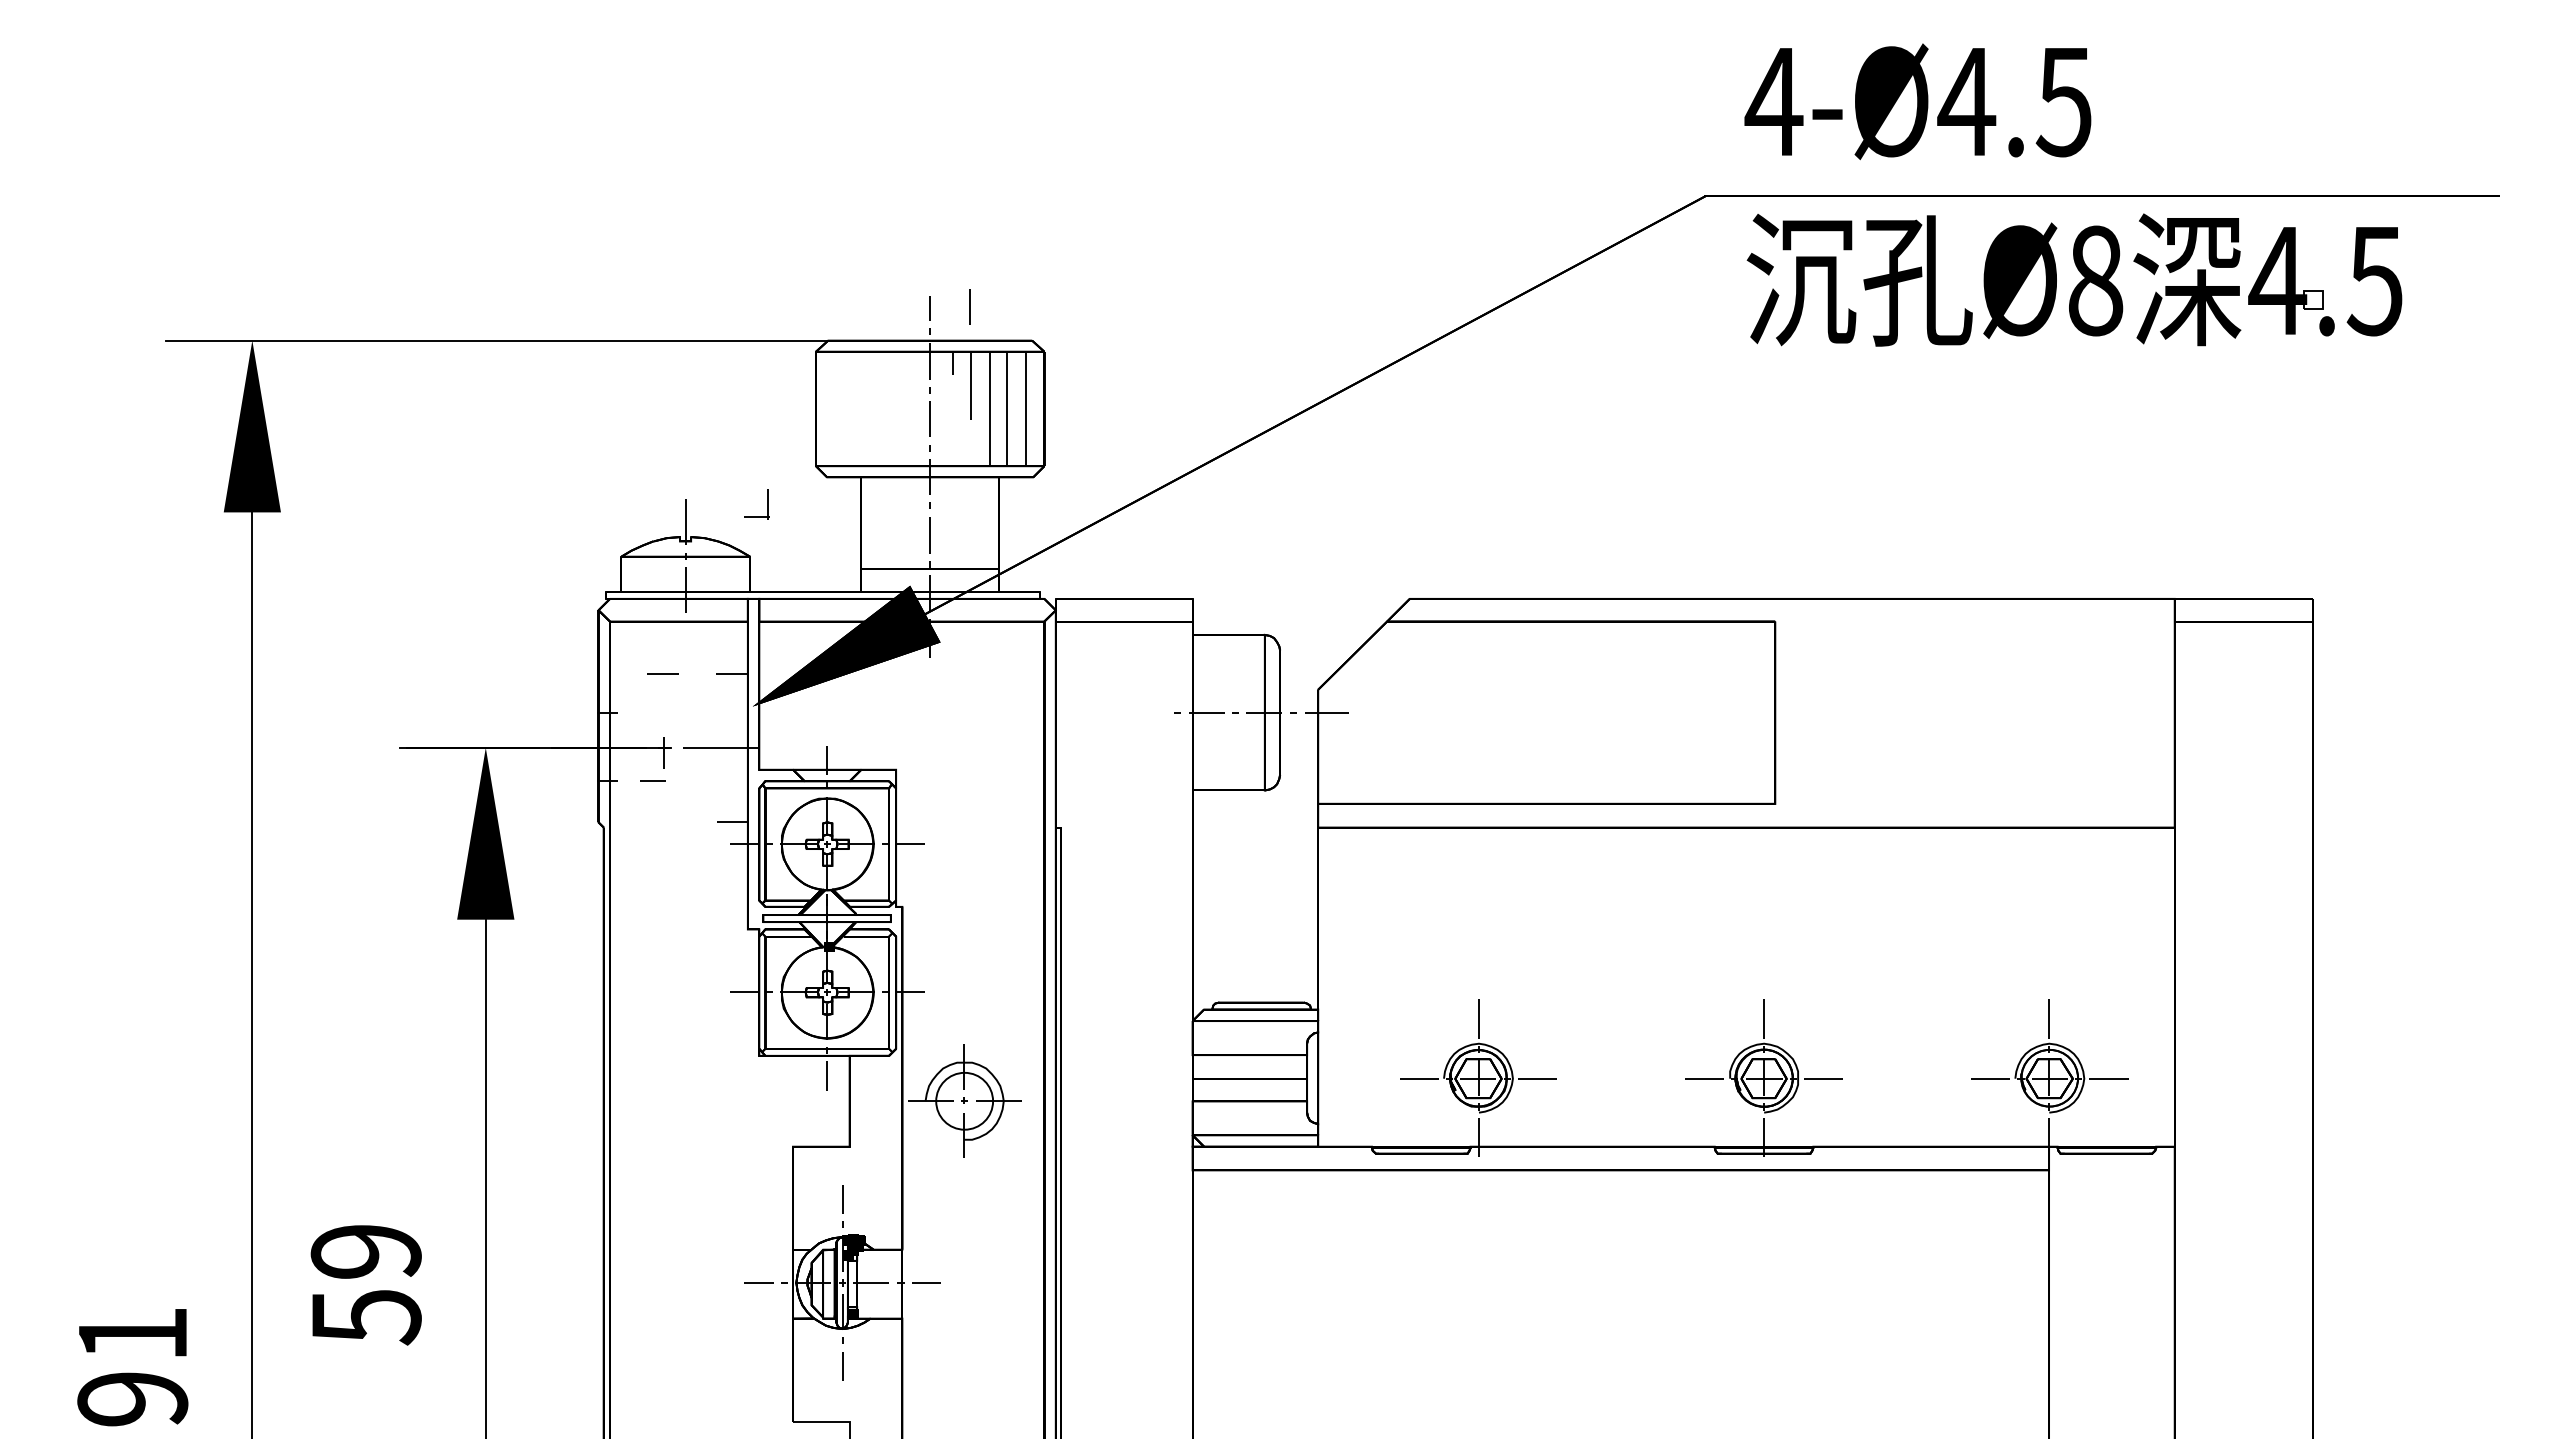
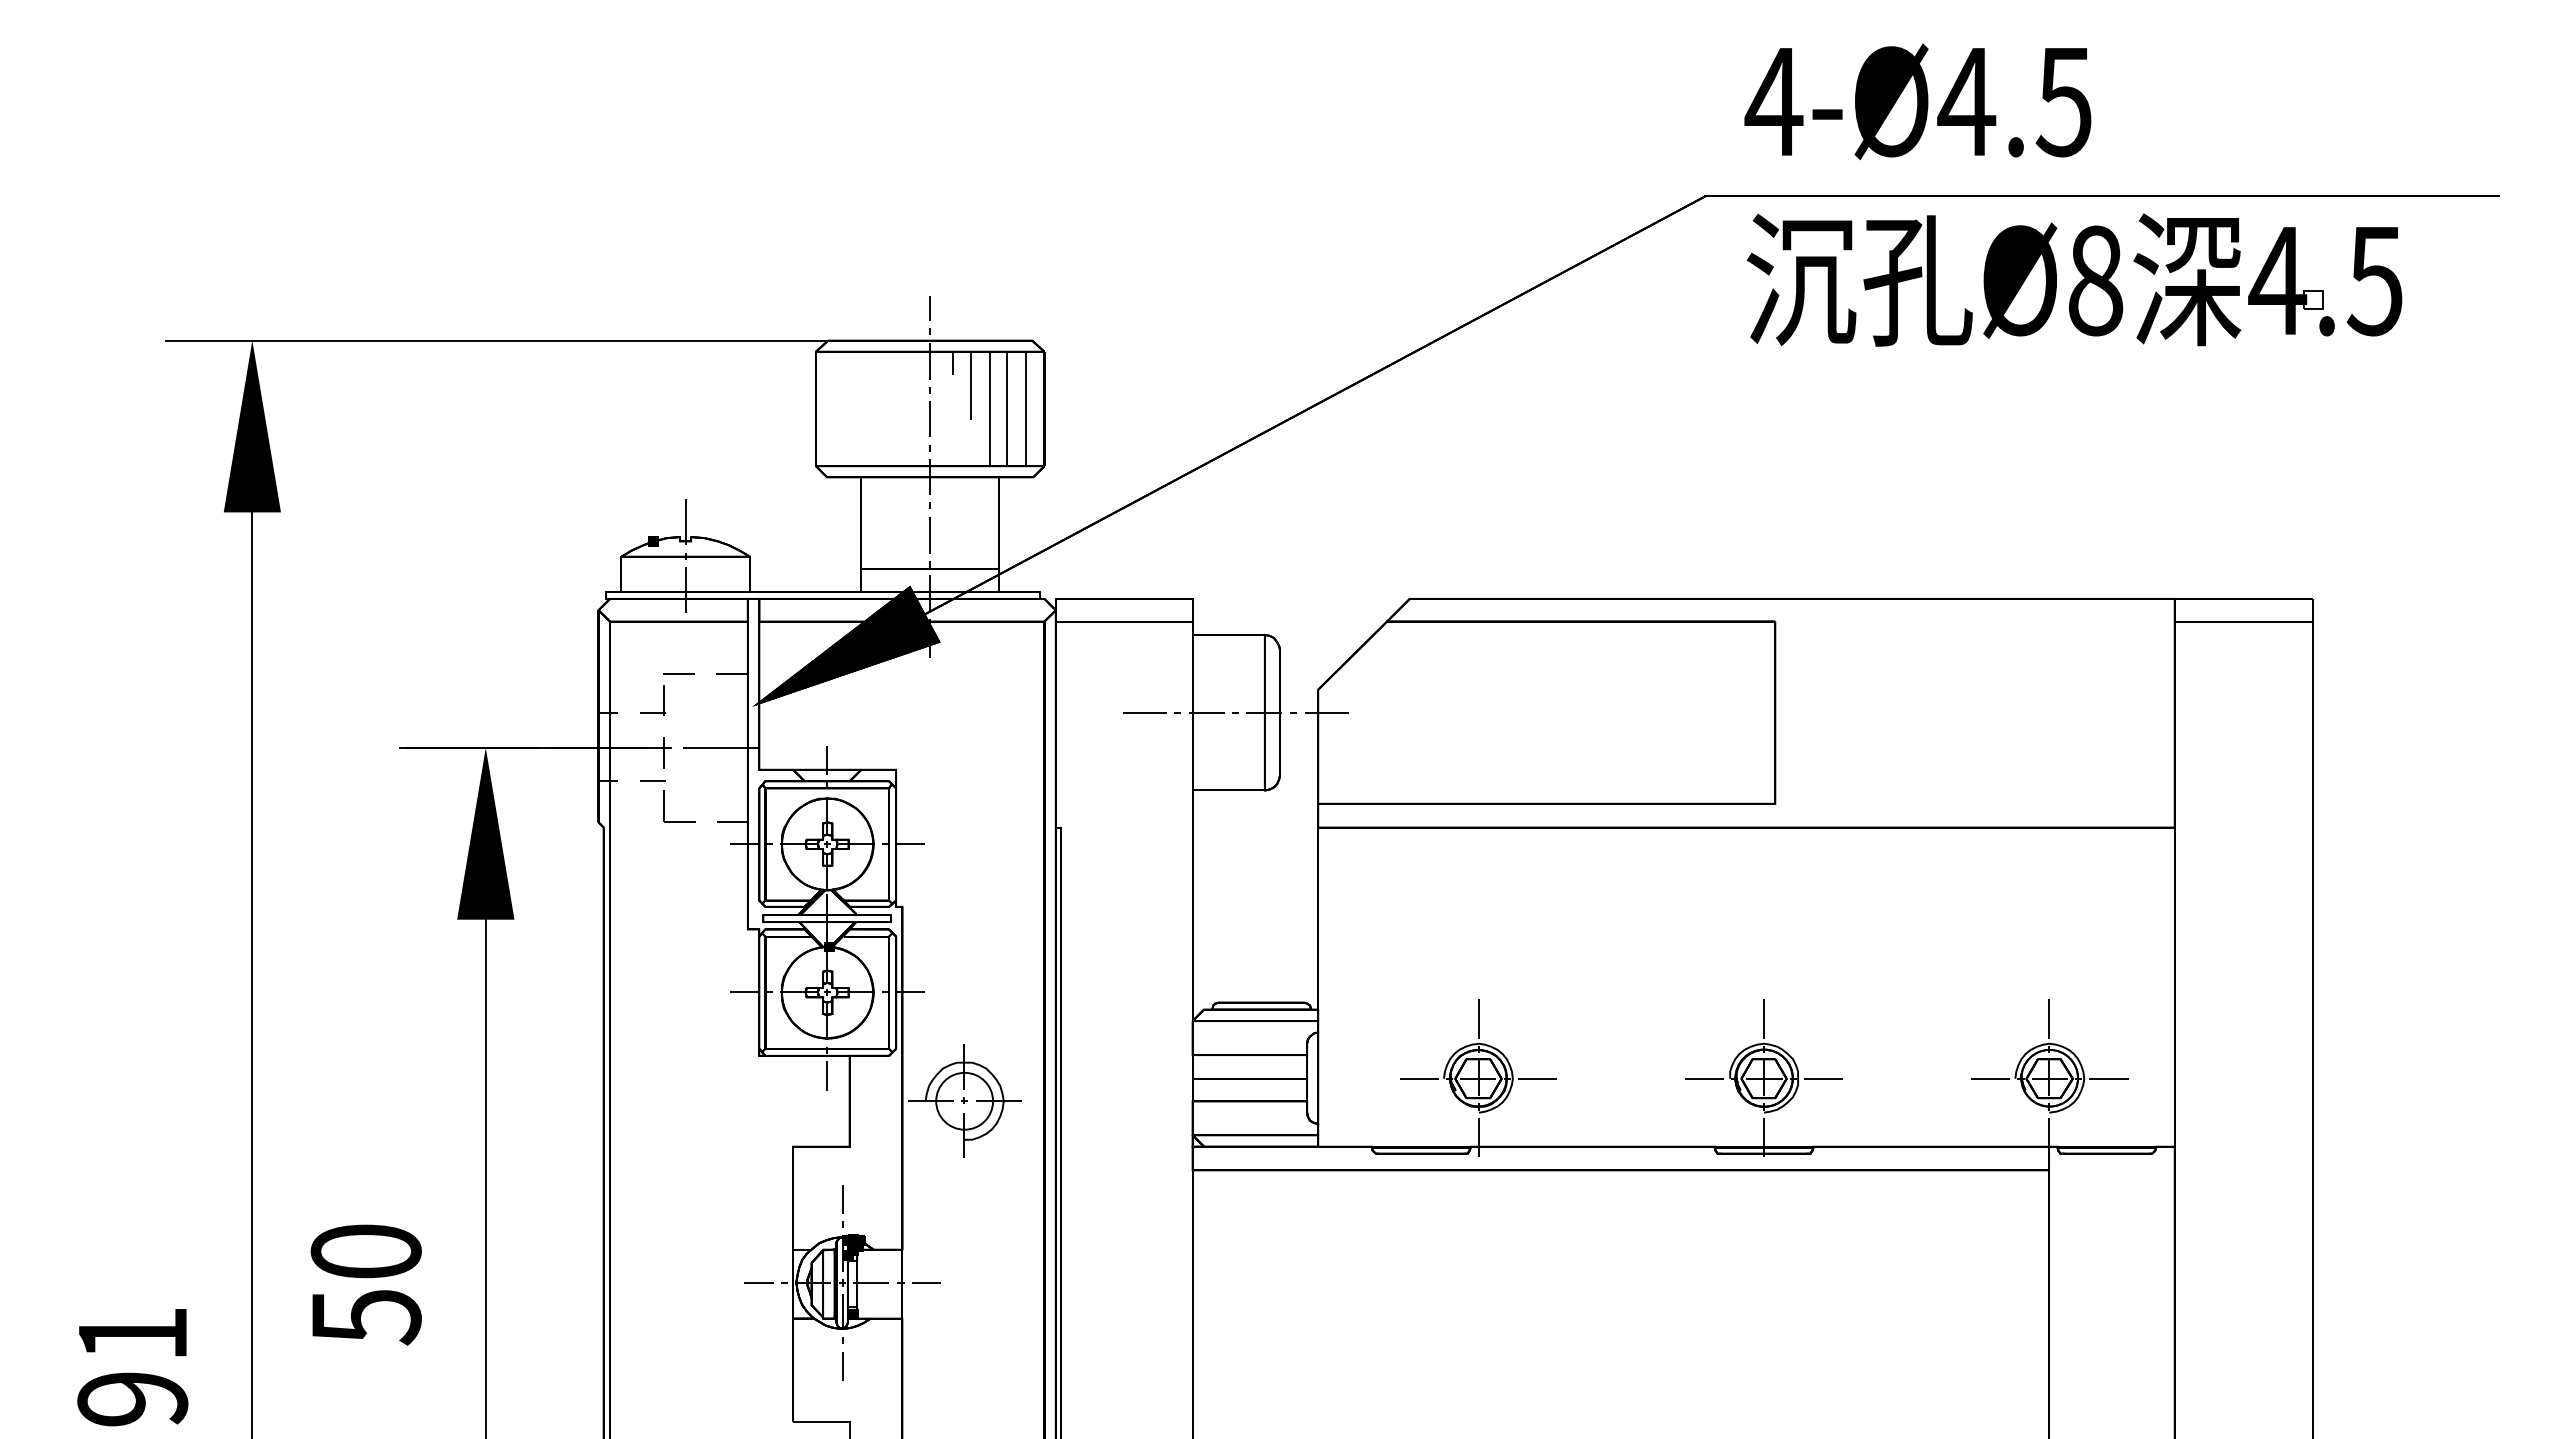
line: present -> none (969, 306)
part position: (767, 504) -> (663, 700) (663, 700)
fill: none -> present (653, 541)
line position: (662, 673) -> (678, 673) (678, 673)
line: none -> present (1144, 712)
part: none -> present (664, 806)
text: 59 -> 50 (365, 1251)
